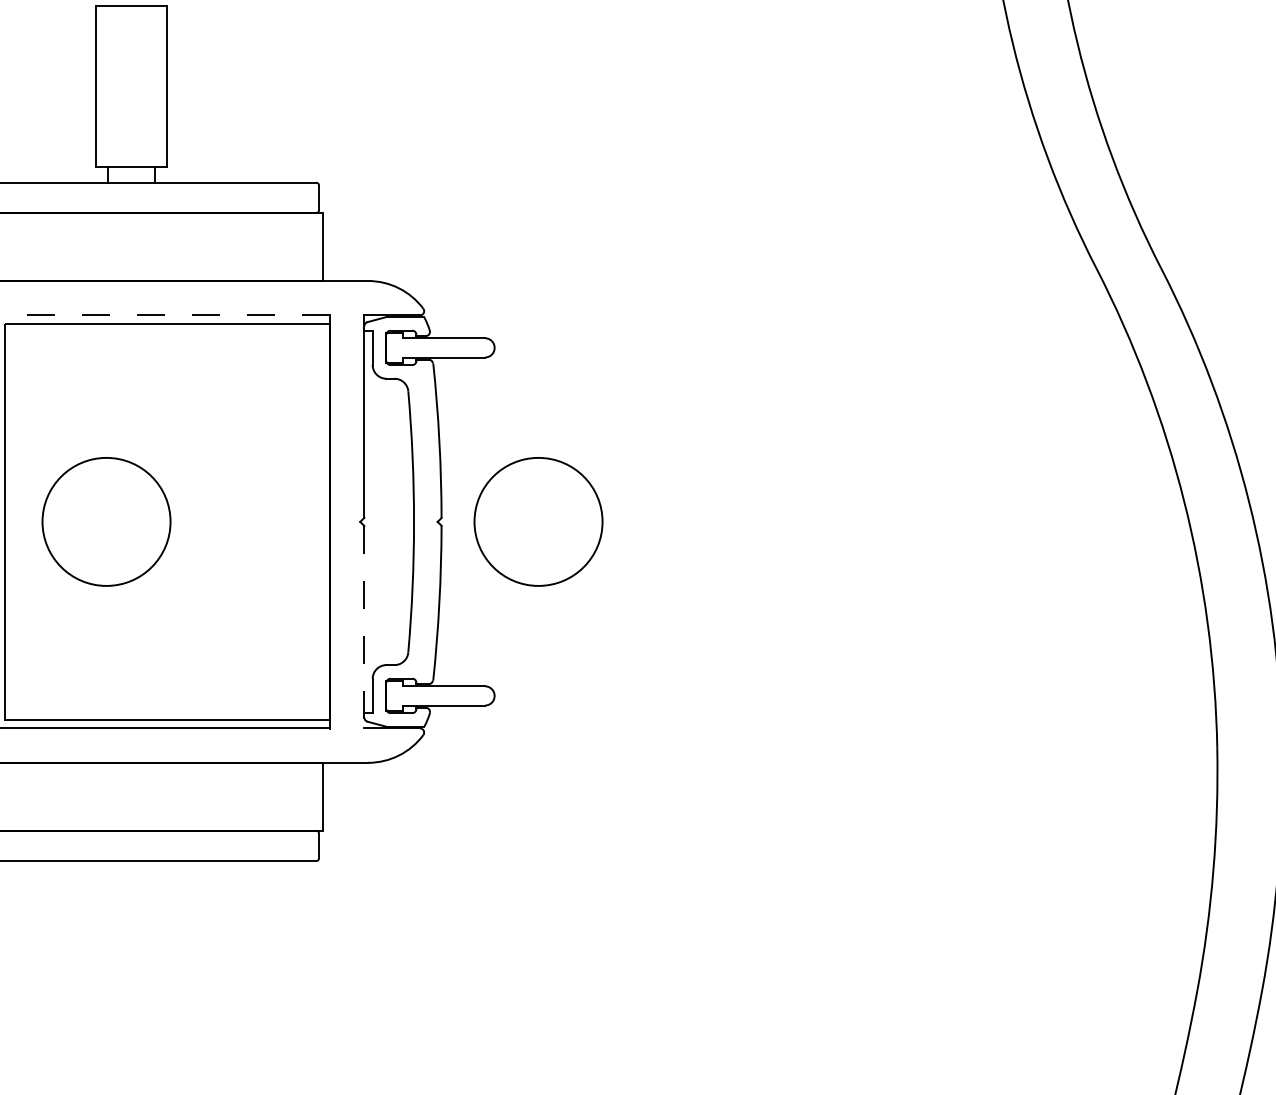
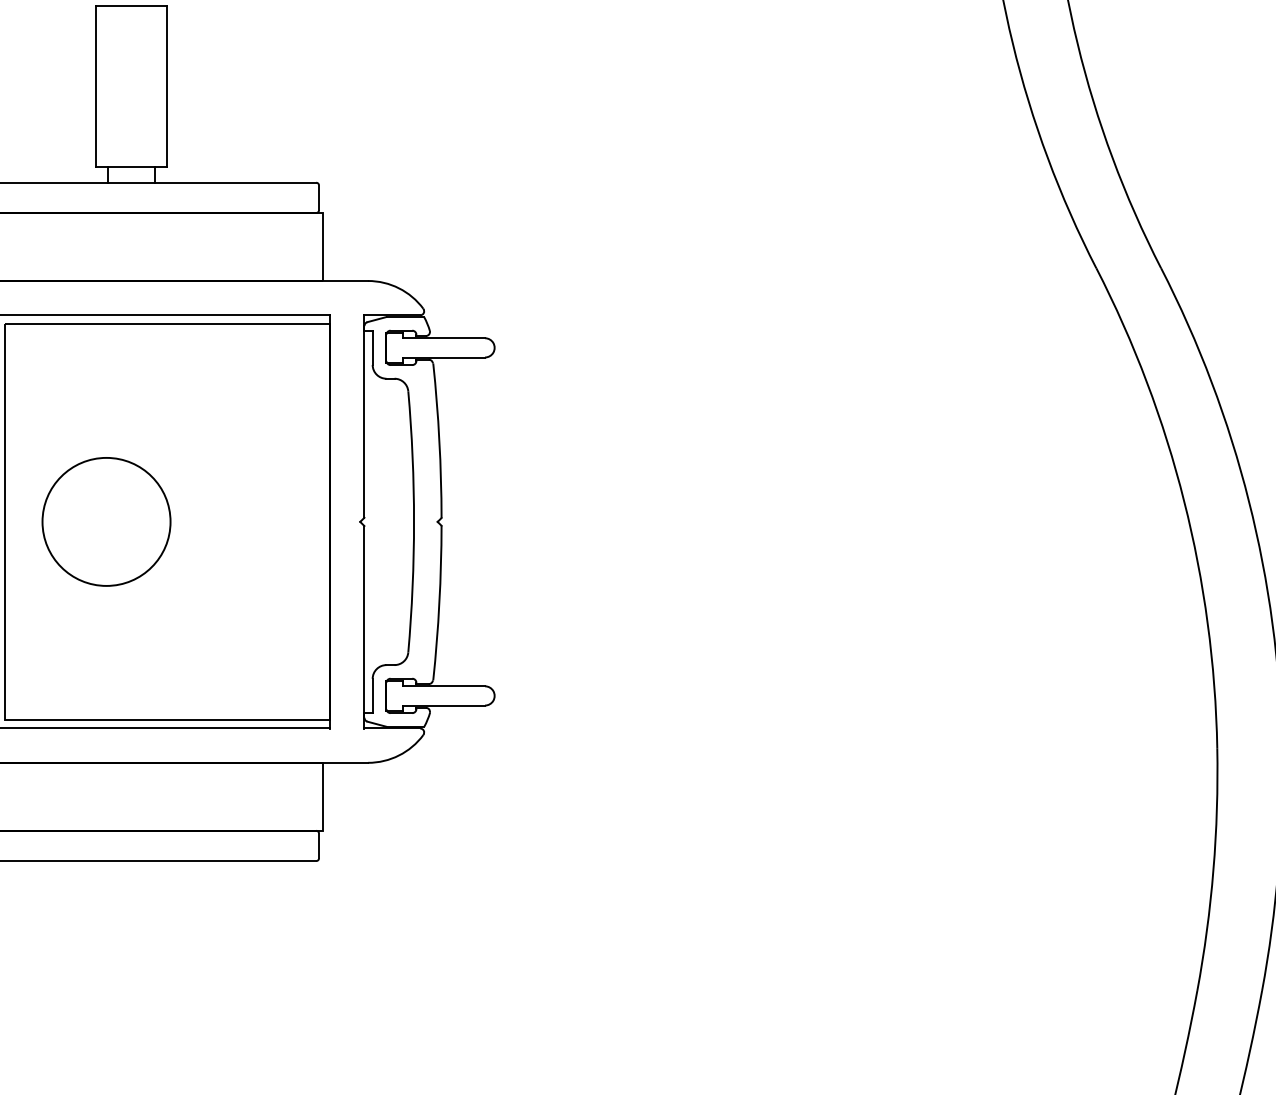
line: dashed -> solid (165, 315)
circle: present -> none (538, 521)
line: dashed -> solid (364, 627)
